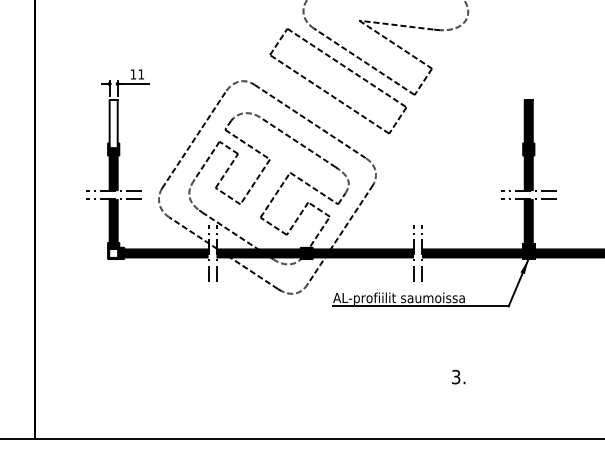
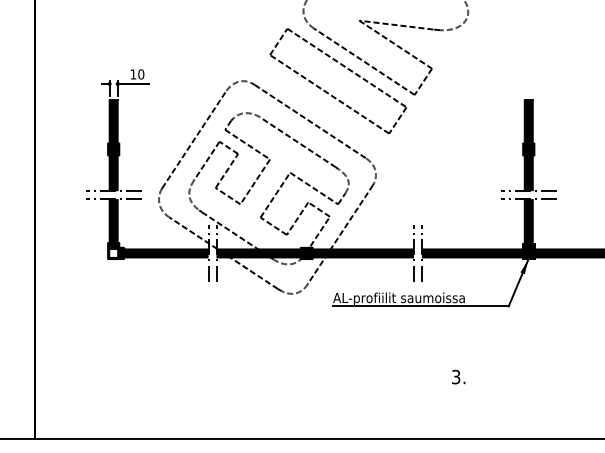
text: 11 -> 10 (141, 74)
fill: none -> present (113, 123)
